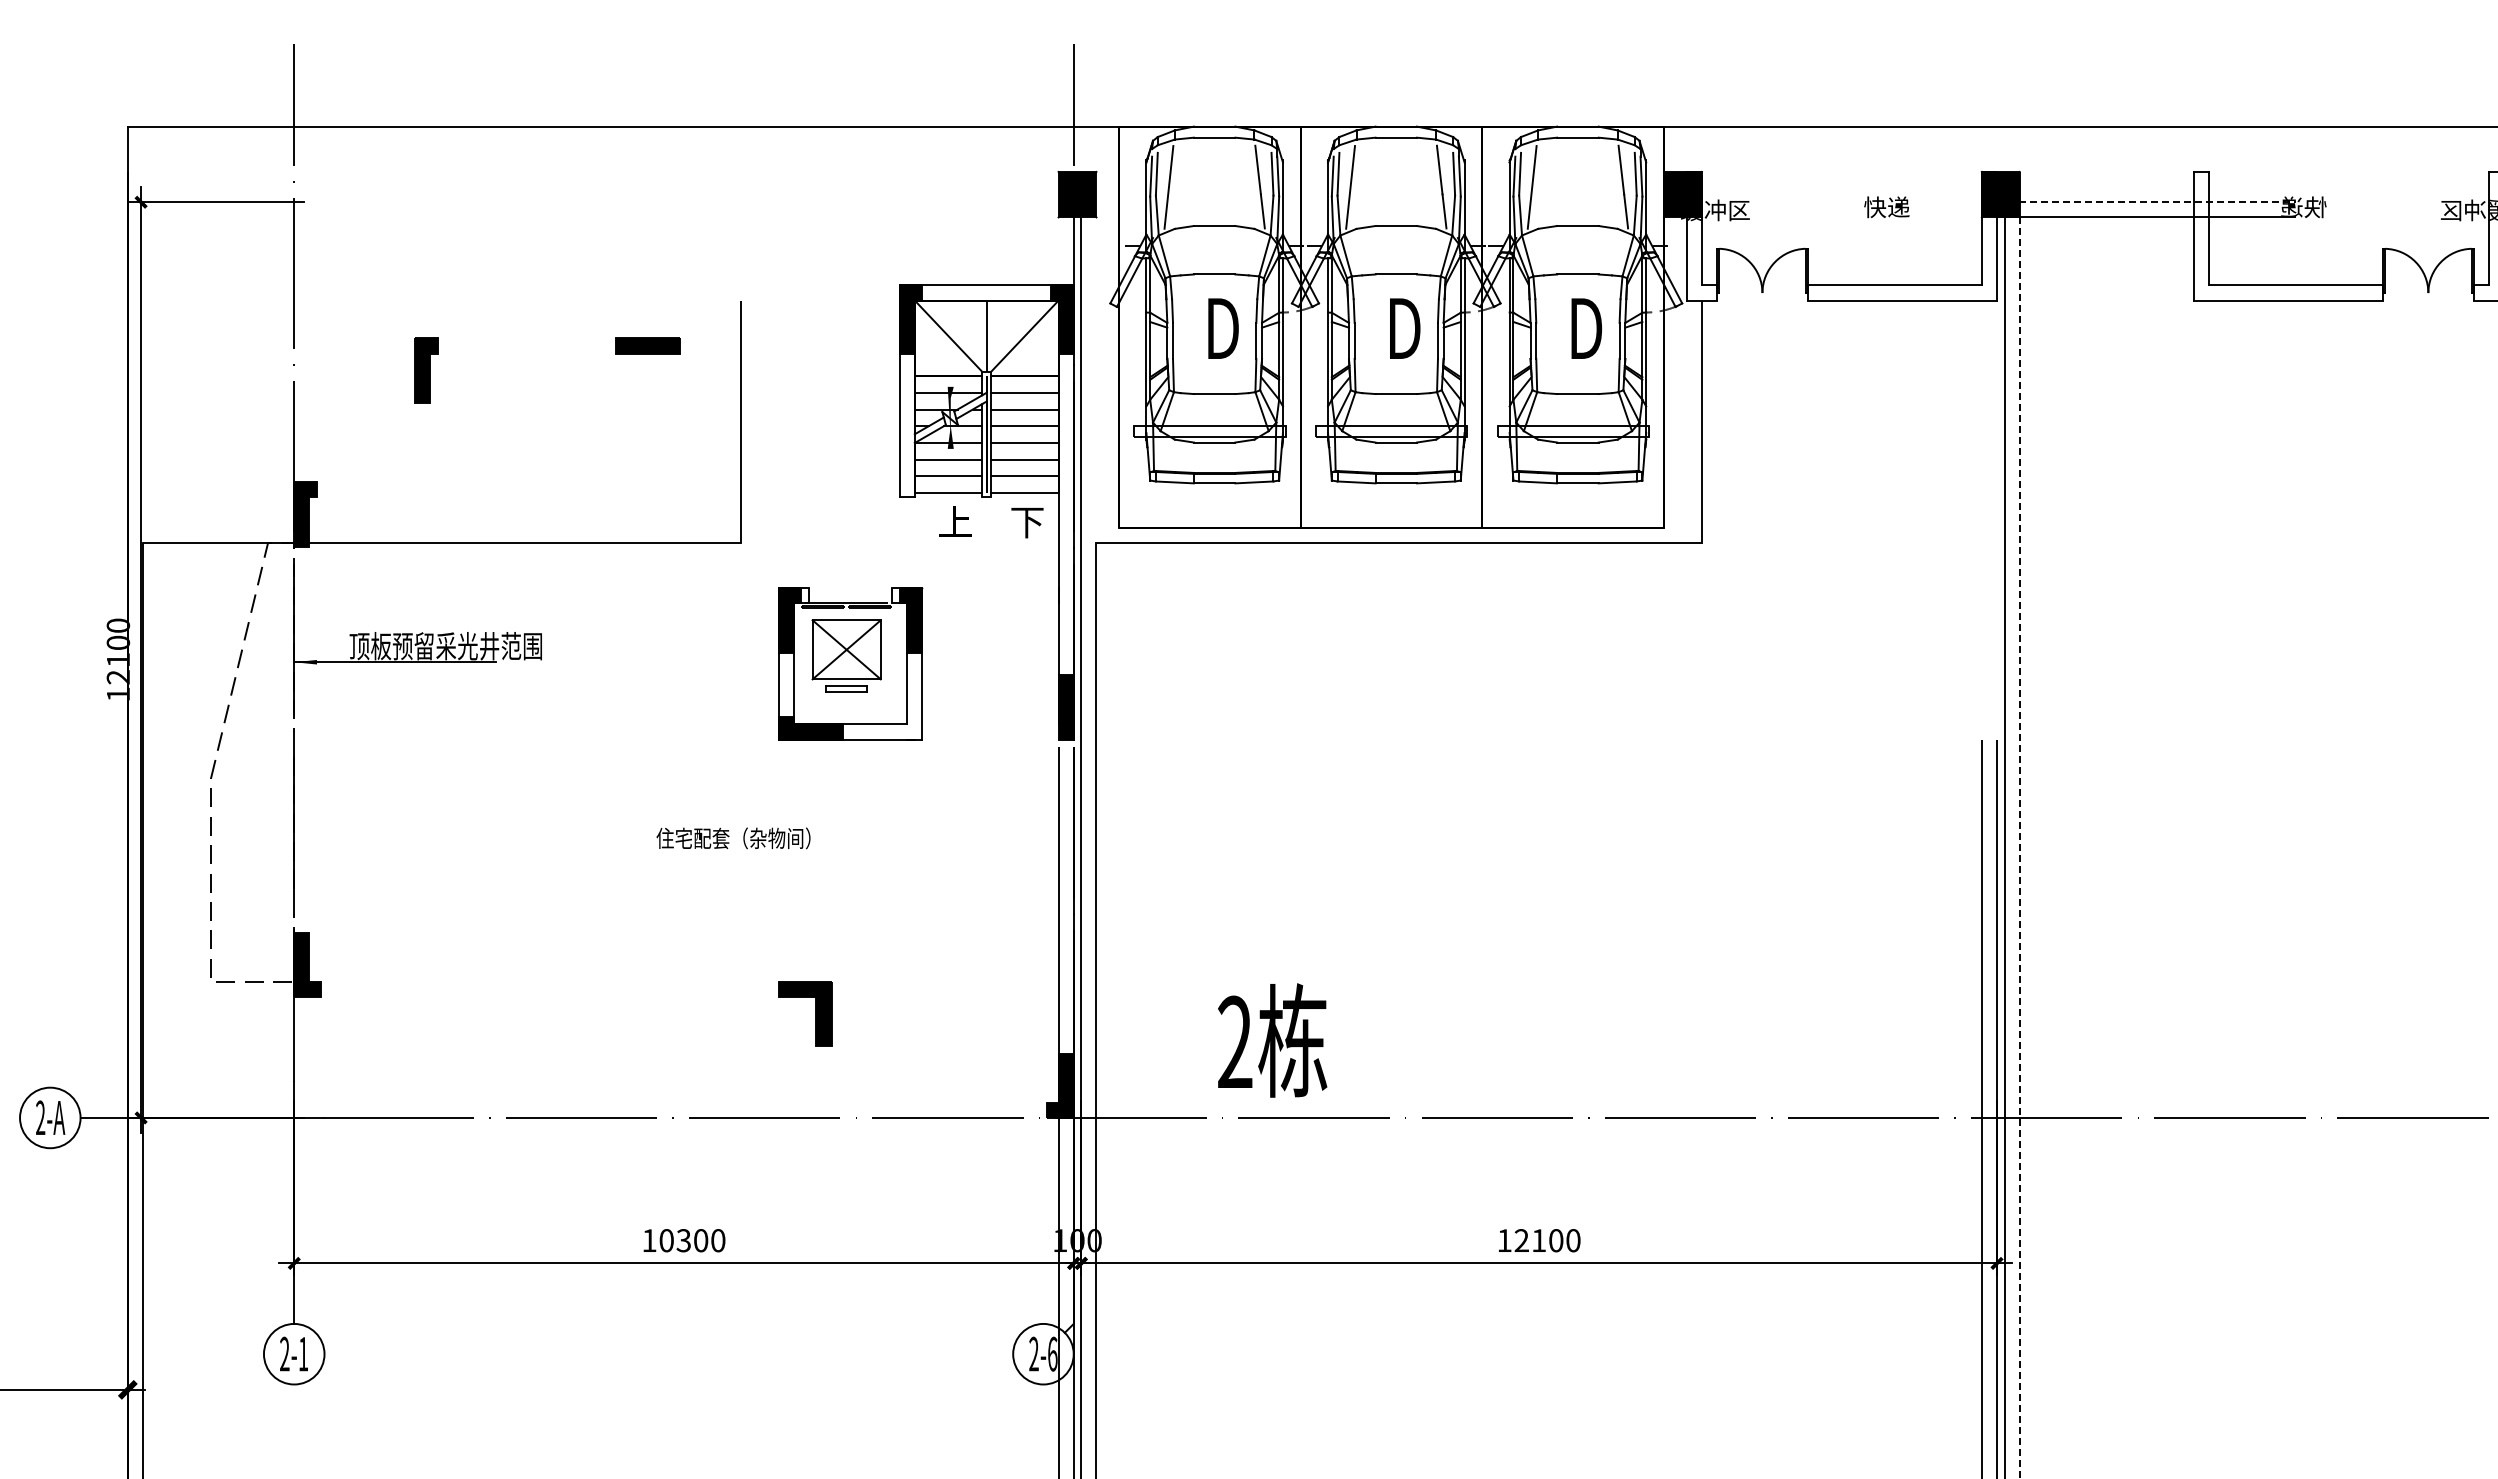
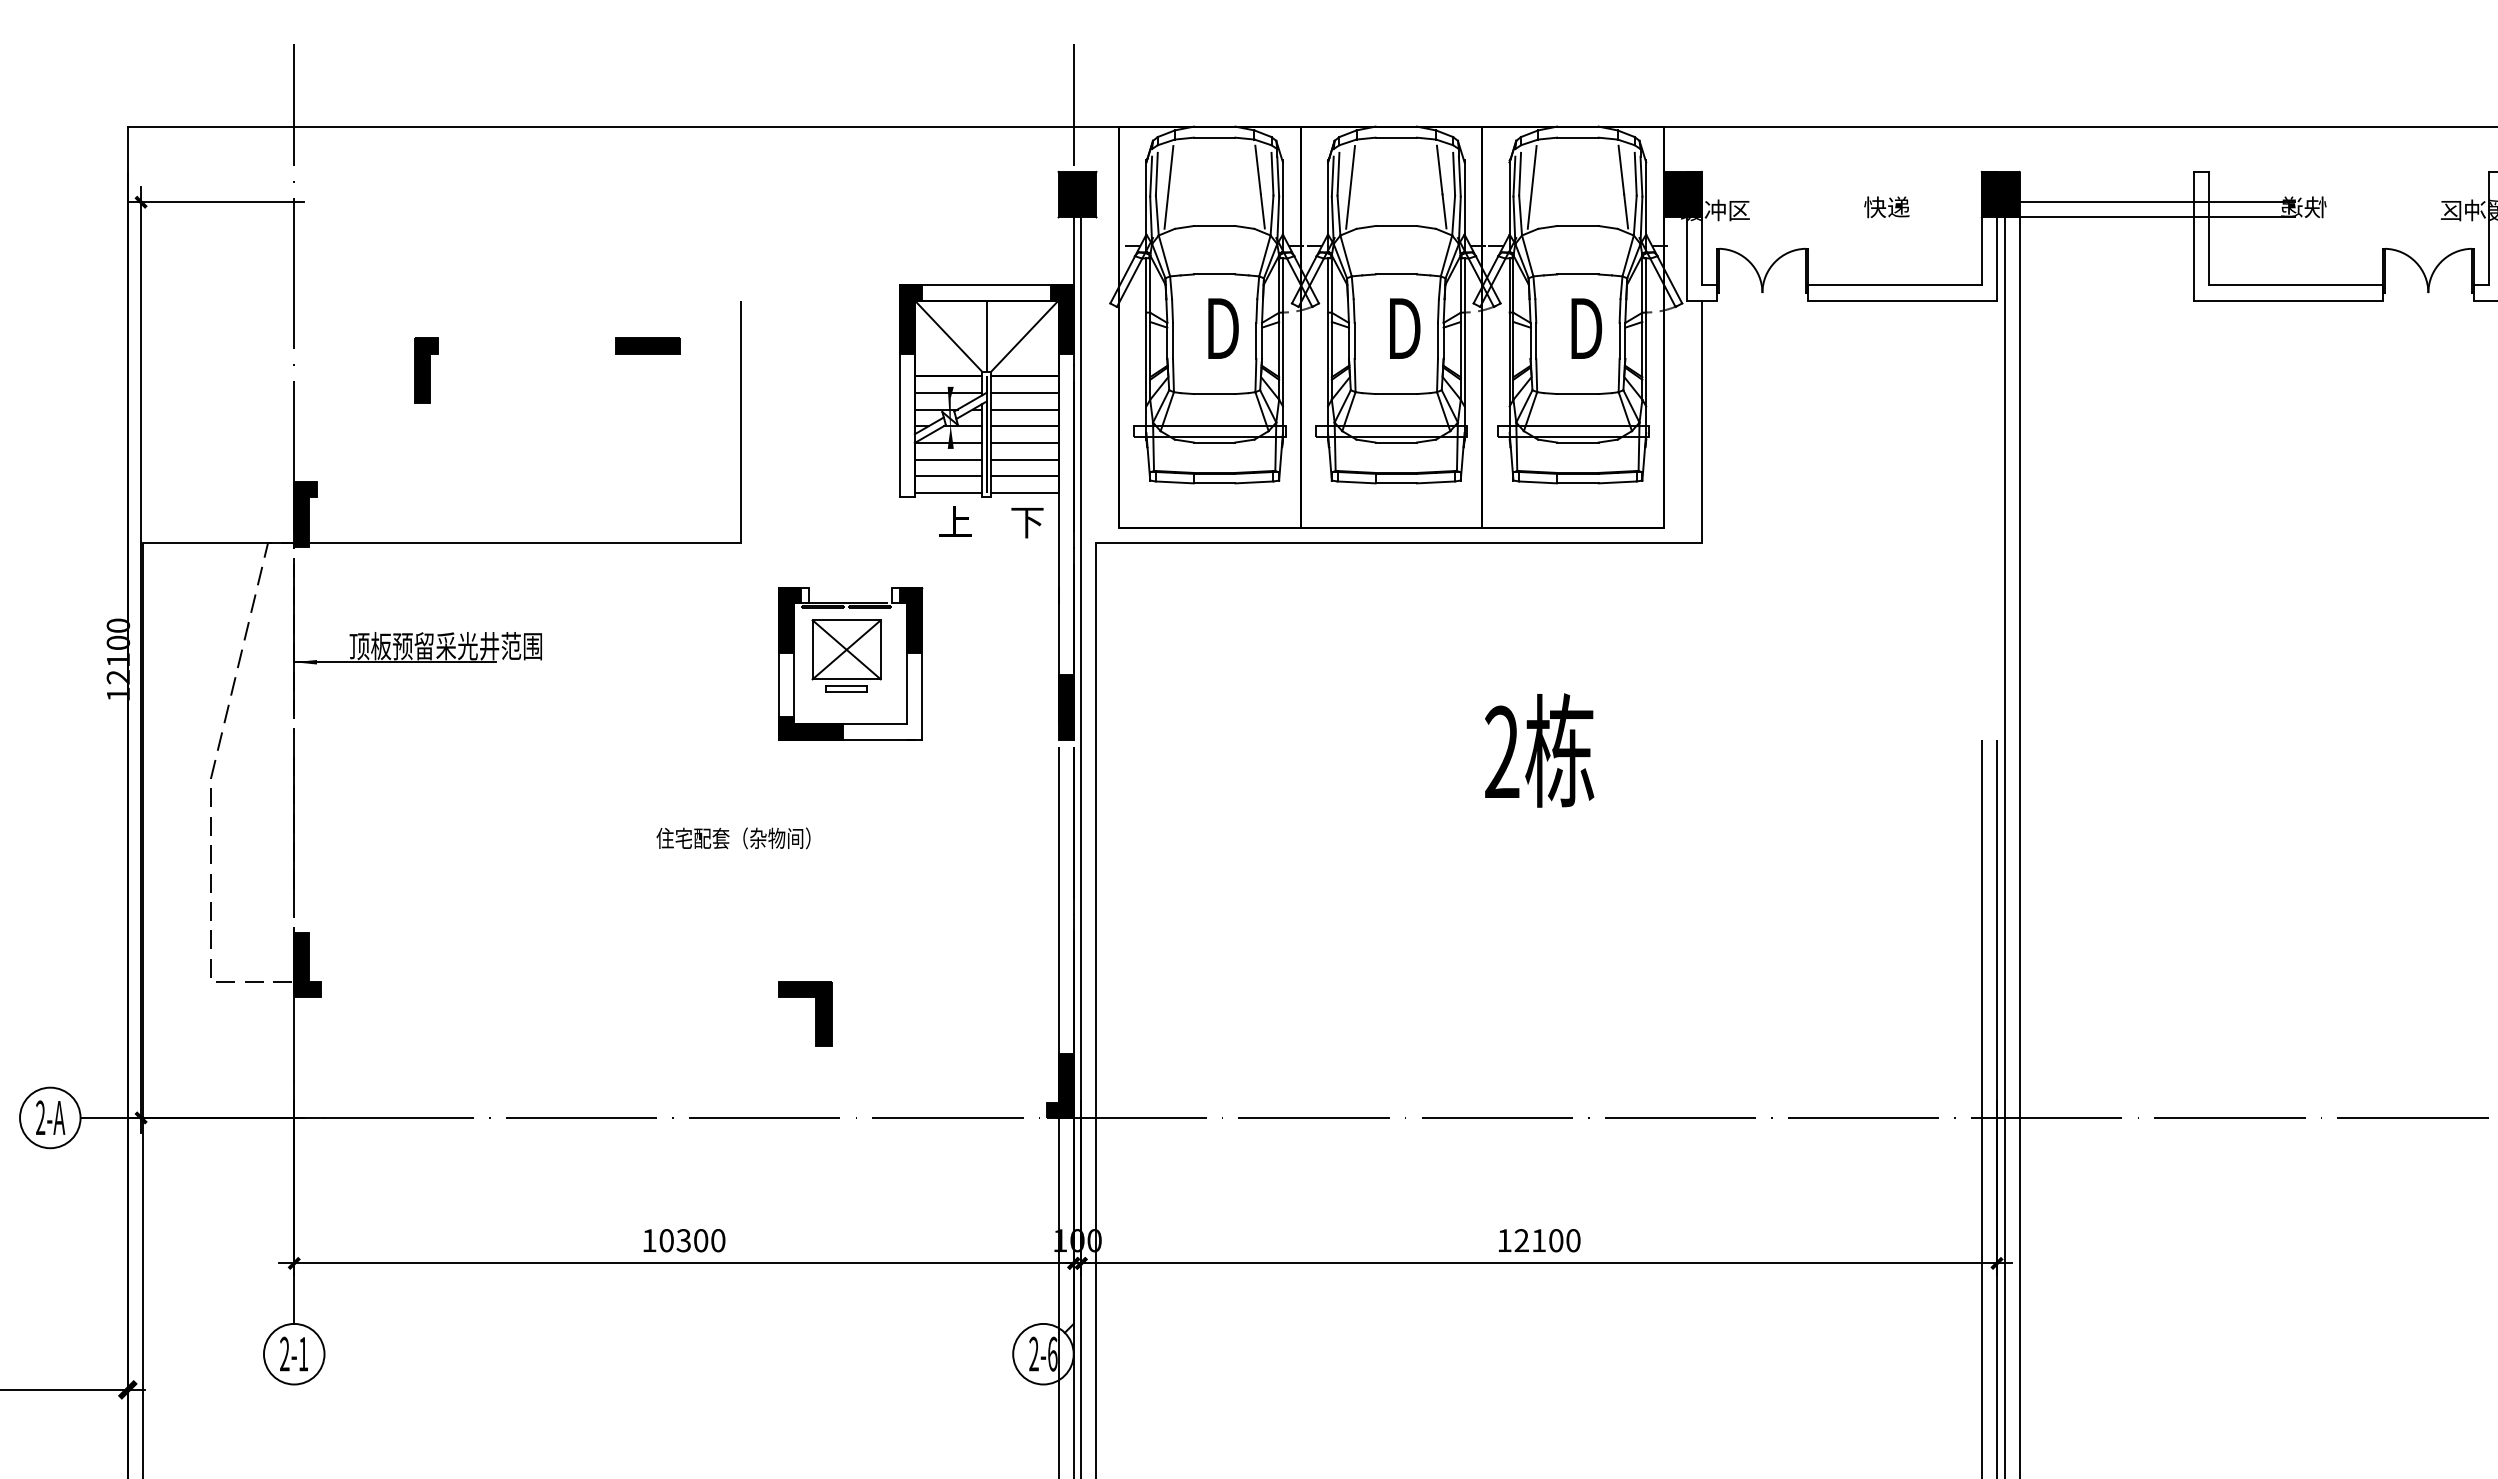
line: dashed -> solid (2146, 202)
line: dashed -> solid (2019, 848)
text position: (1272, 1040) -> (1539, 750) (1539, 750)
